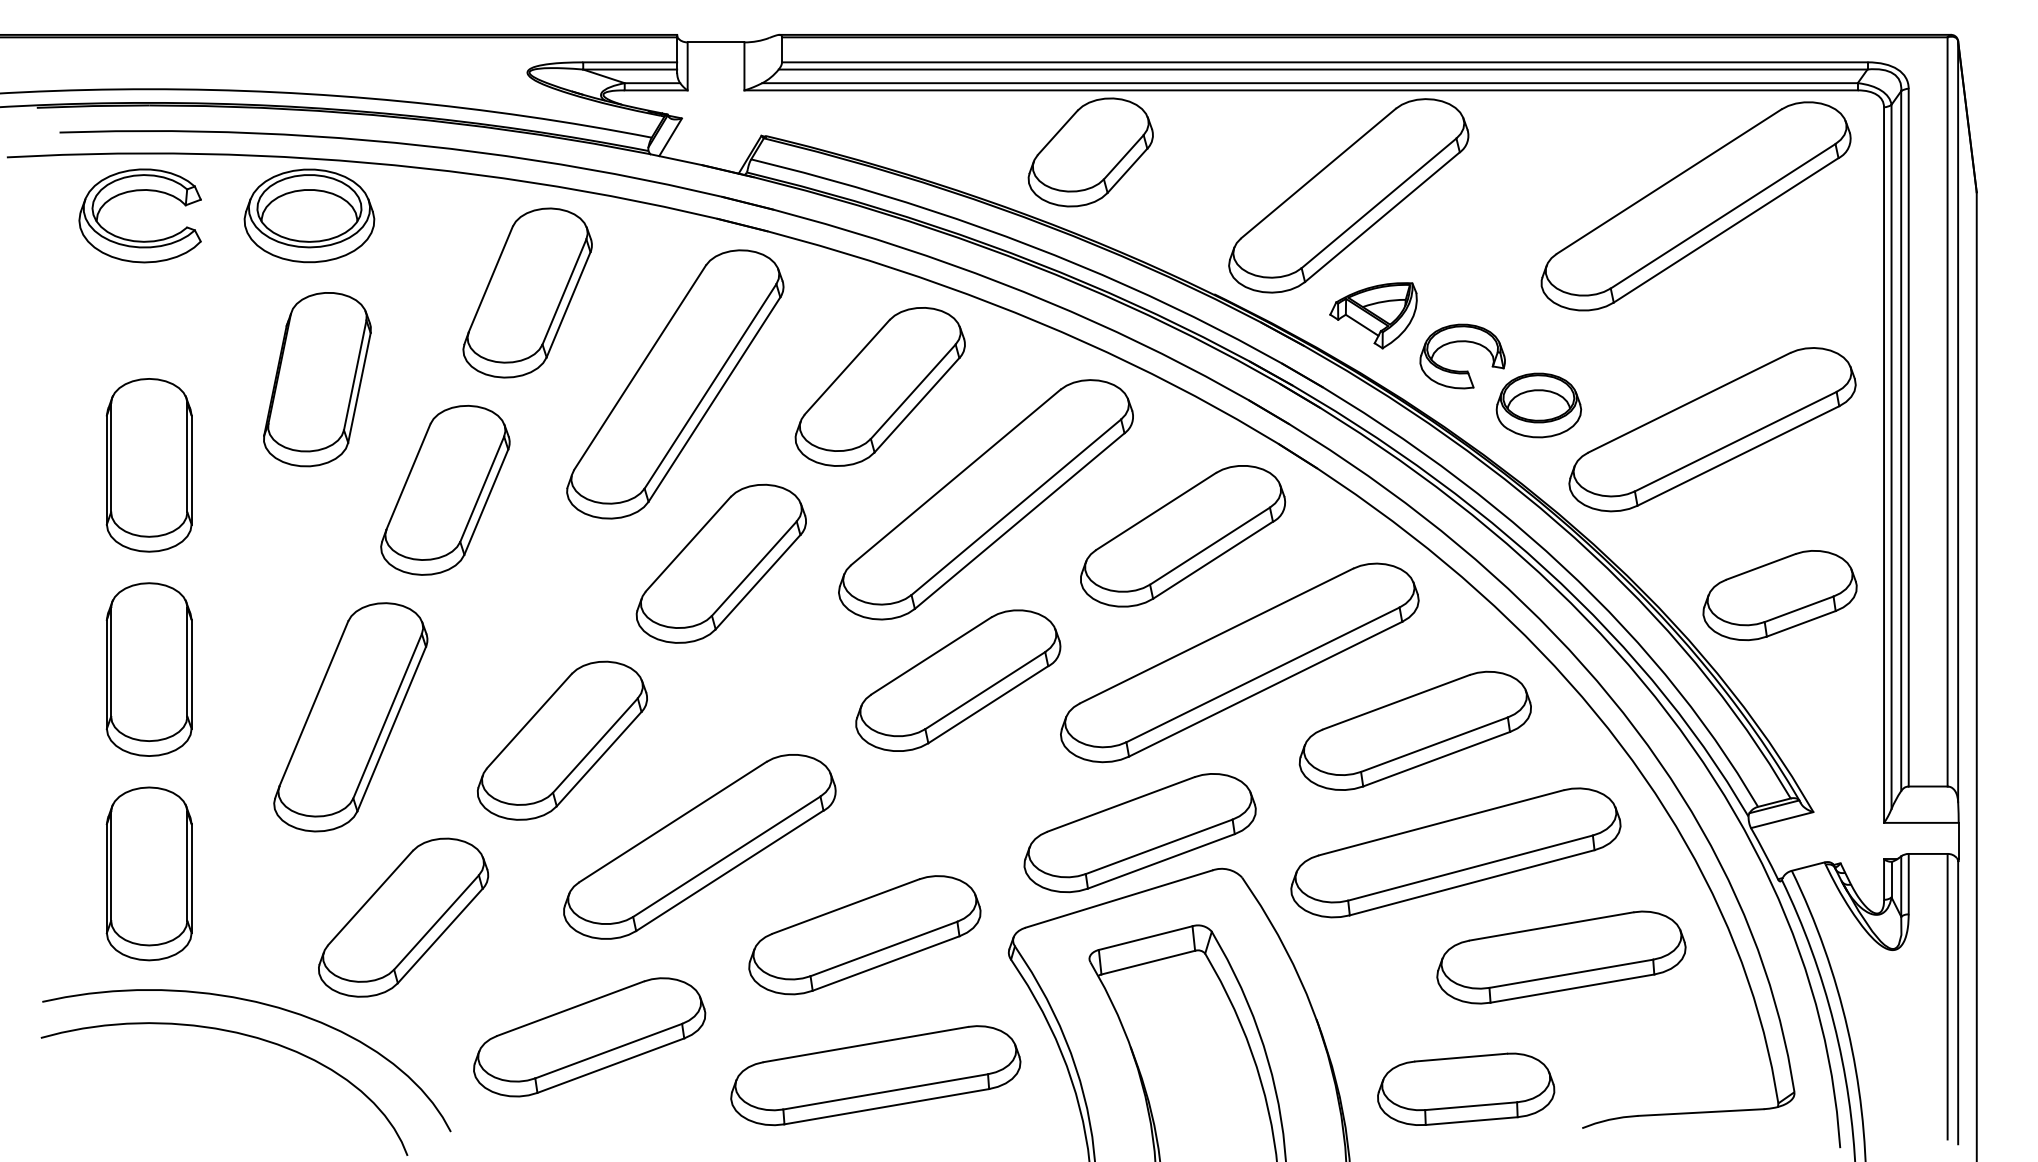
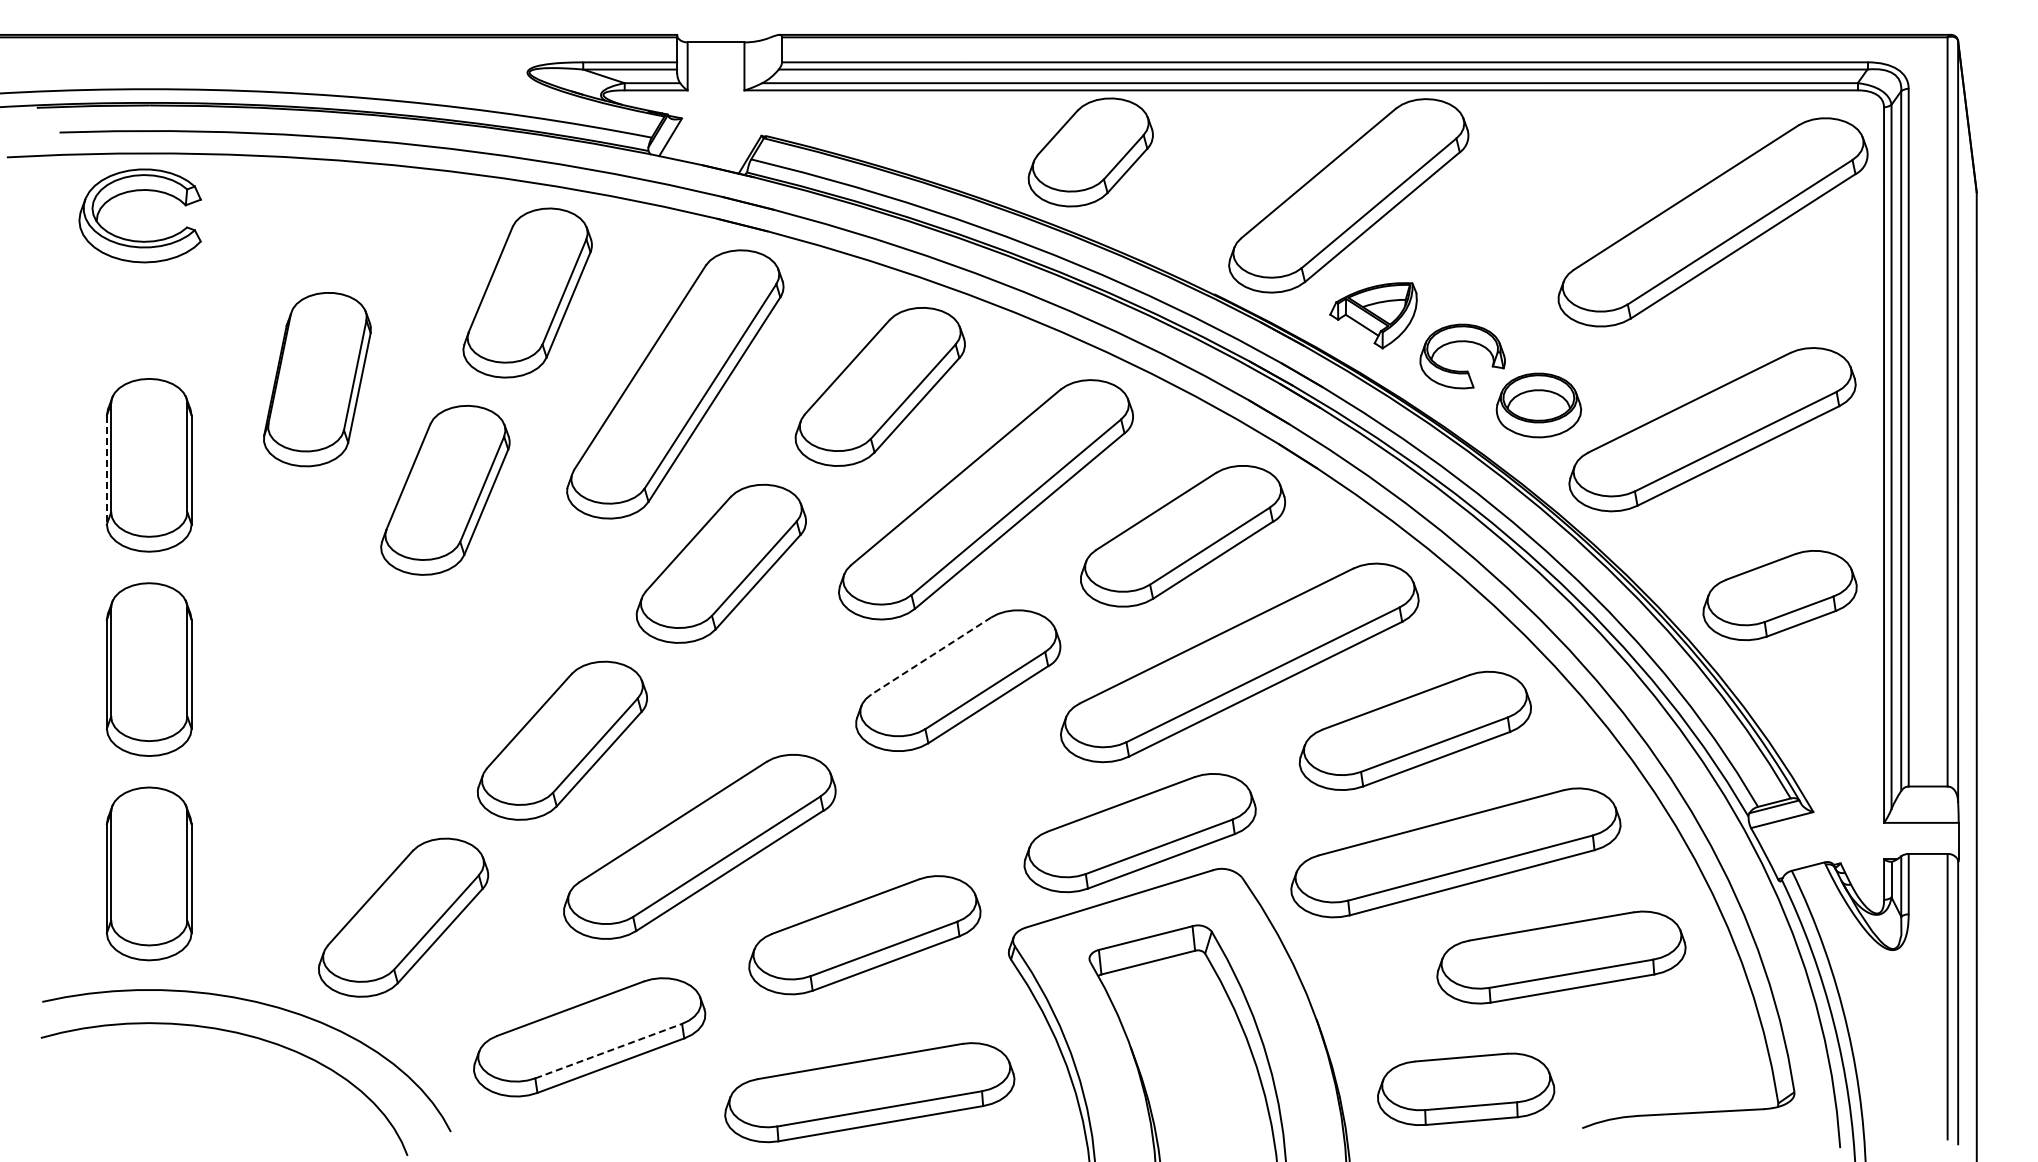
part position: (1695, 206) -> (1712, 222) (1712, 222)
part: present -> none (309, 215)
line: solid -> dashed (106, 470)
line: solid -> dashed (930, 656)
part: present -> none (350, 717)
line: solid -> dashed (609, 1050)
part position: (875, 1075) -> (869, 1092) (869, 1092)
